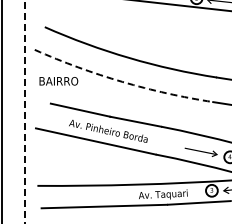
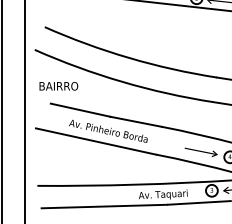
text position: (58, 81) -> (58, 86) (58, 86)
arc: dashed -> solid (122, 81)
line: dashed -> solid (25, 111)
